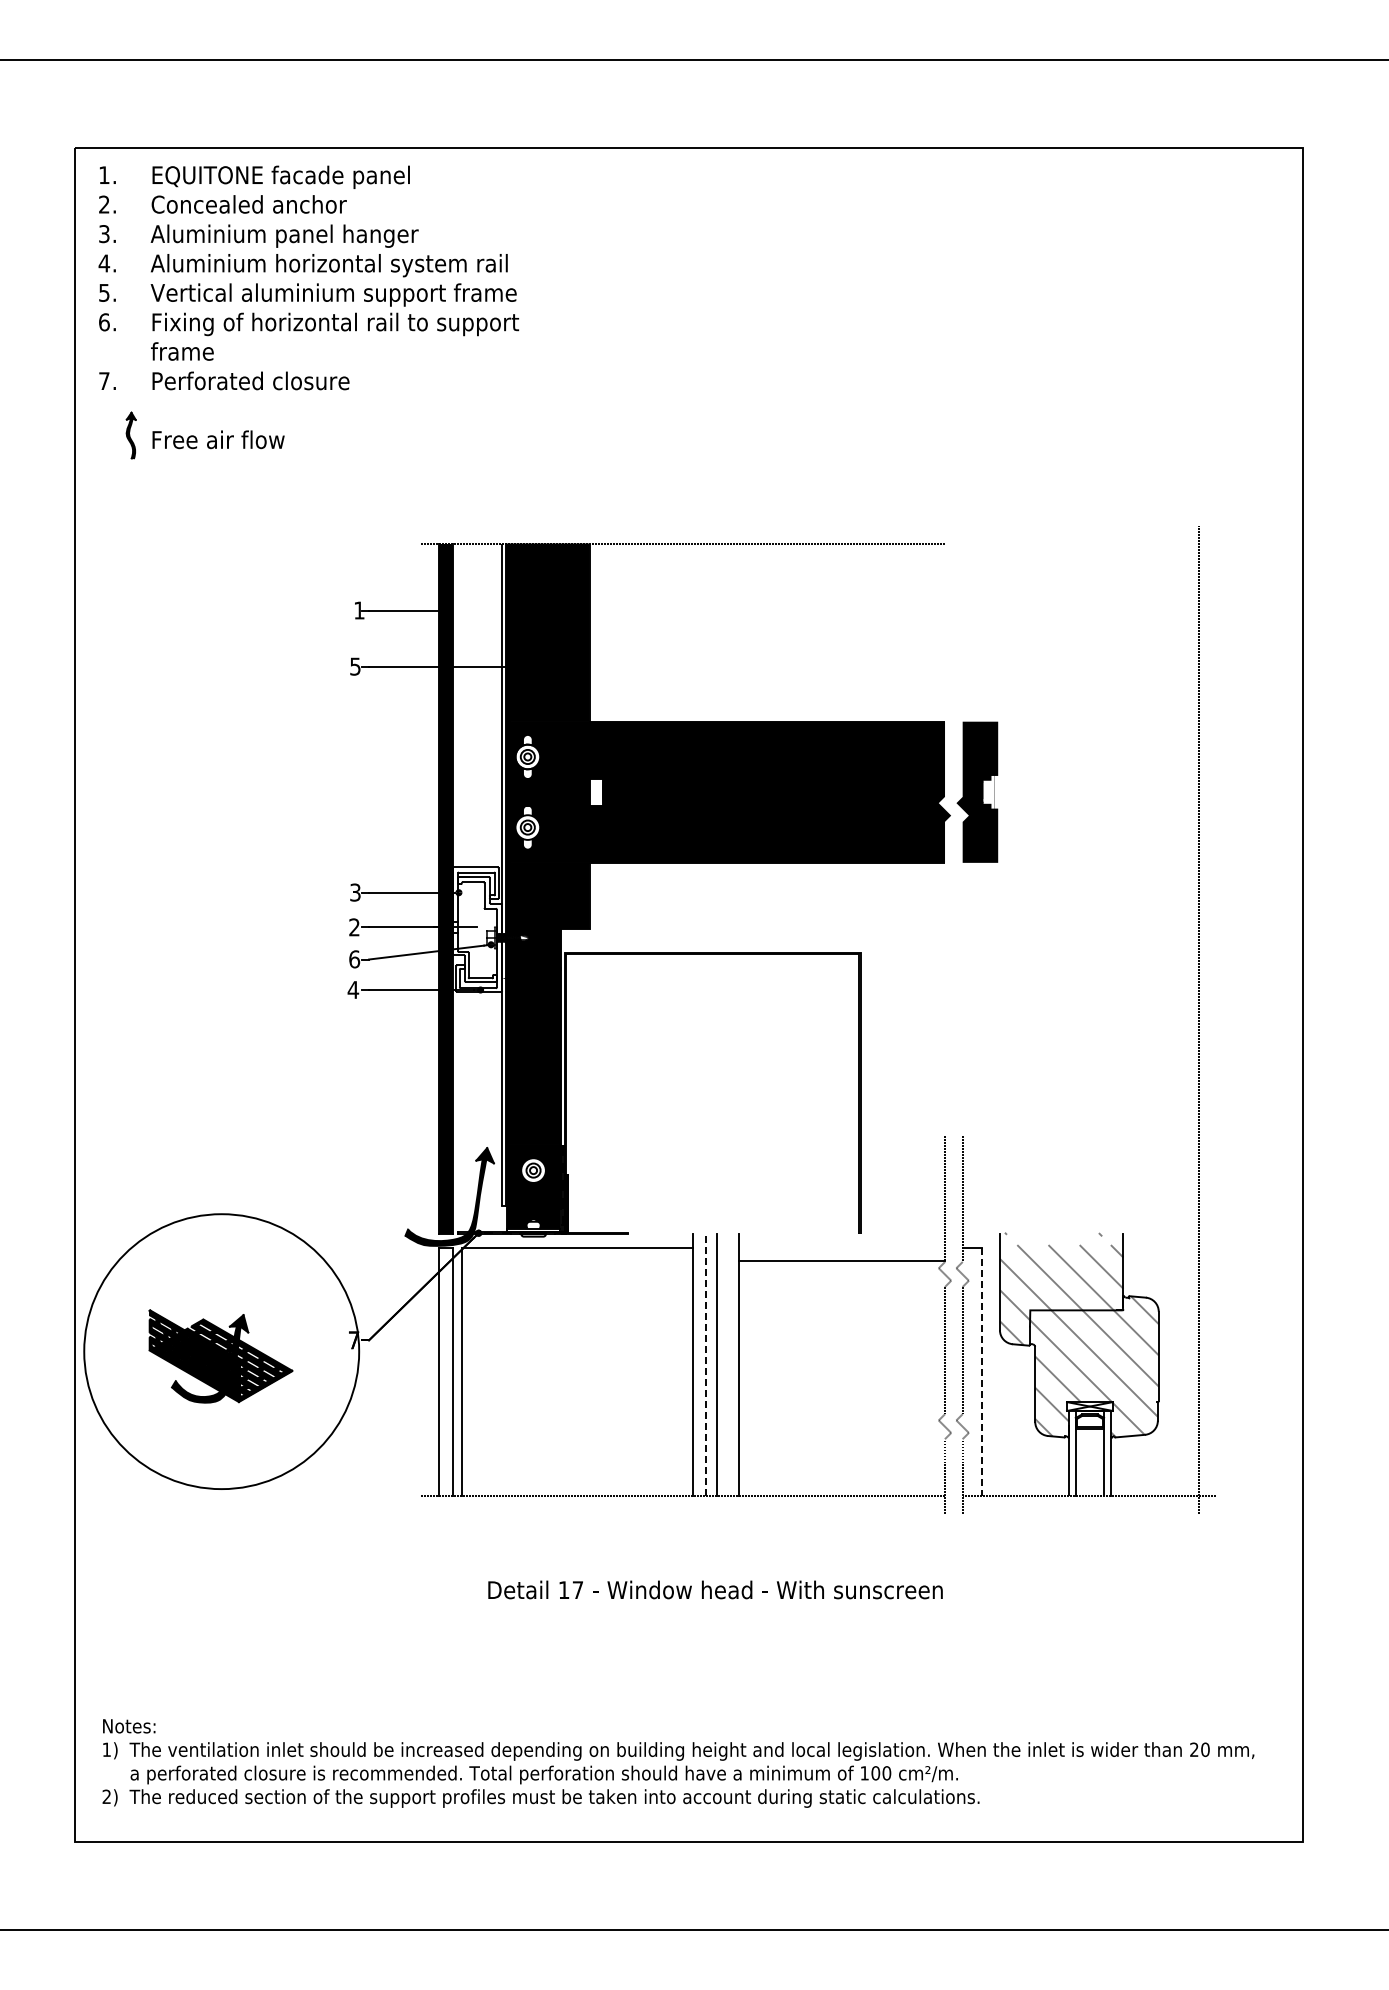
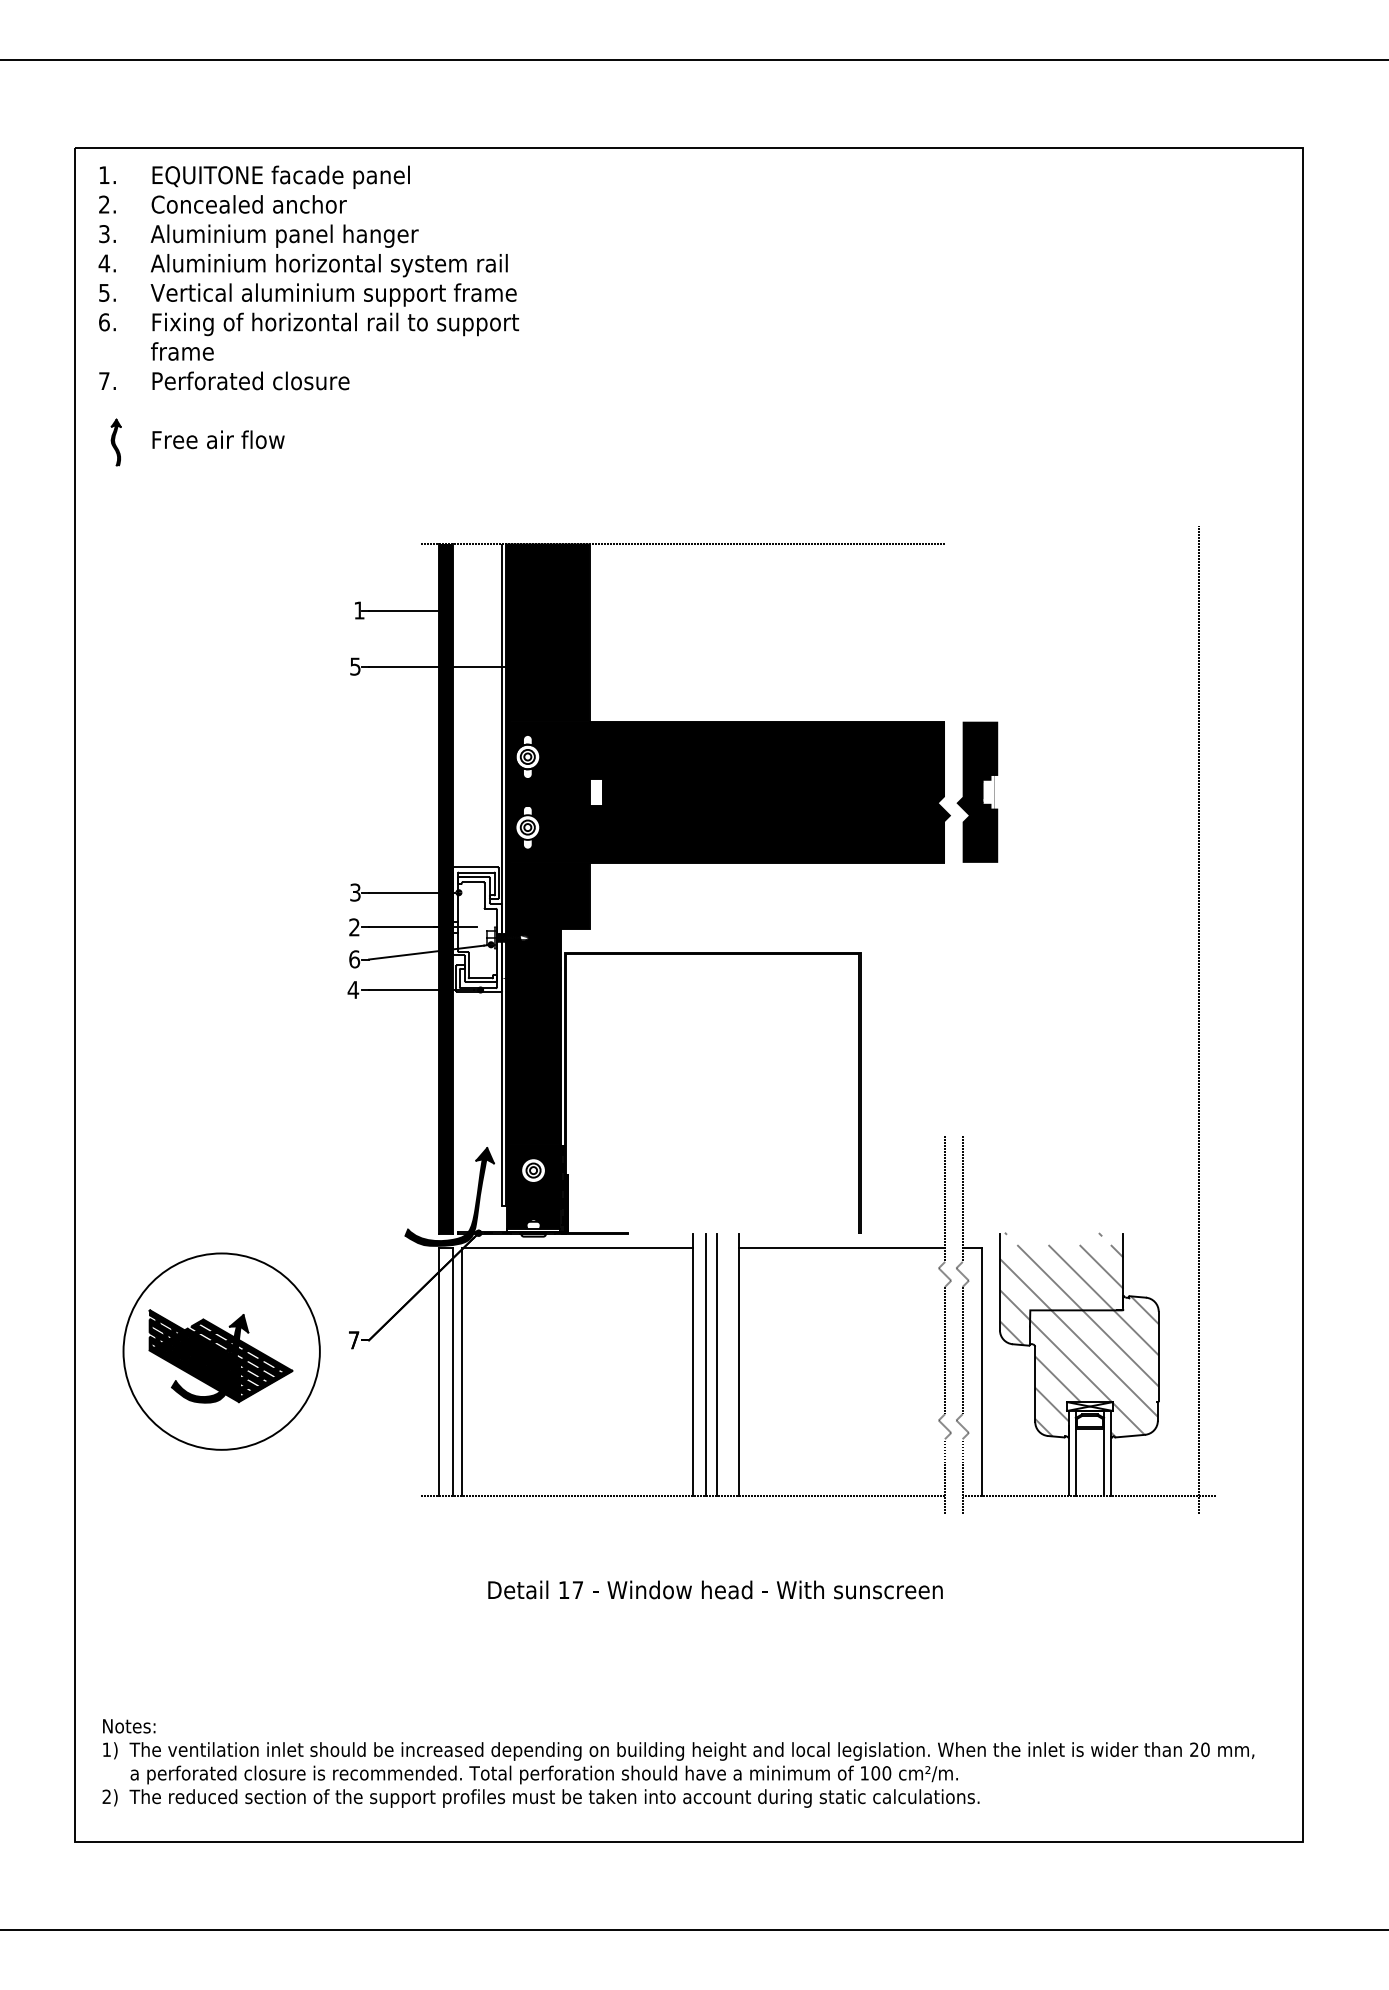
part position: (130, 435) -> (115, 442) (115, 442)
line position: (841, 1261) -> (841, 1248) (841, 1248)
circle diameter: 275 px -> 196 px (221, 1351)
line: dashed -> solid (705, 1364)
line: dashed -> solid (982, 1372)
